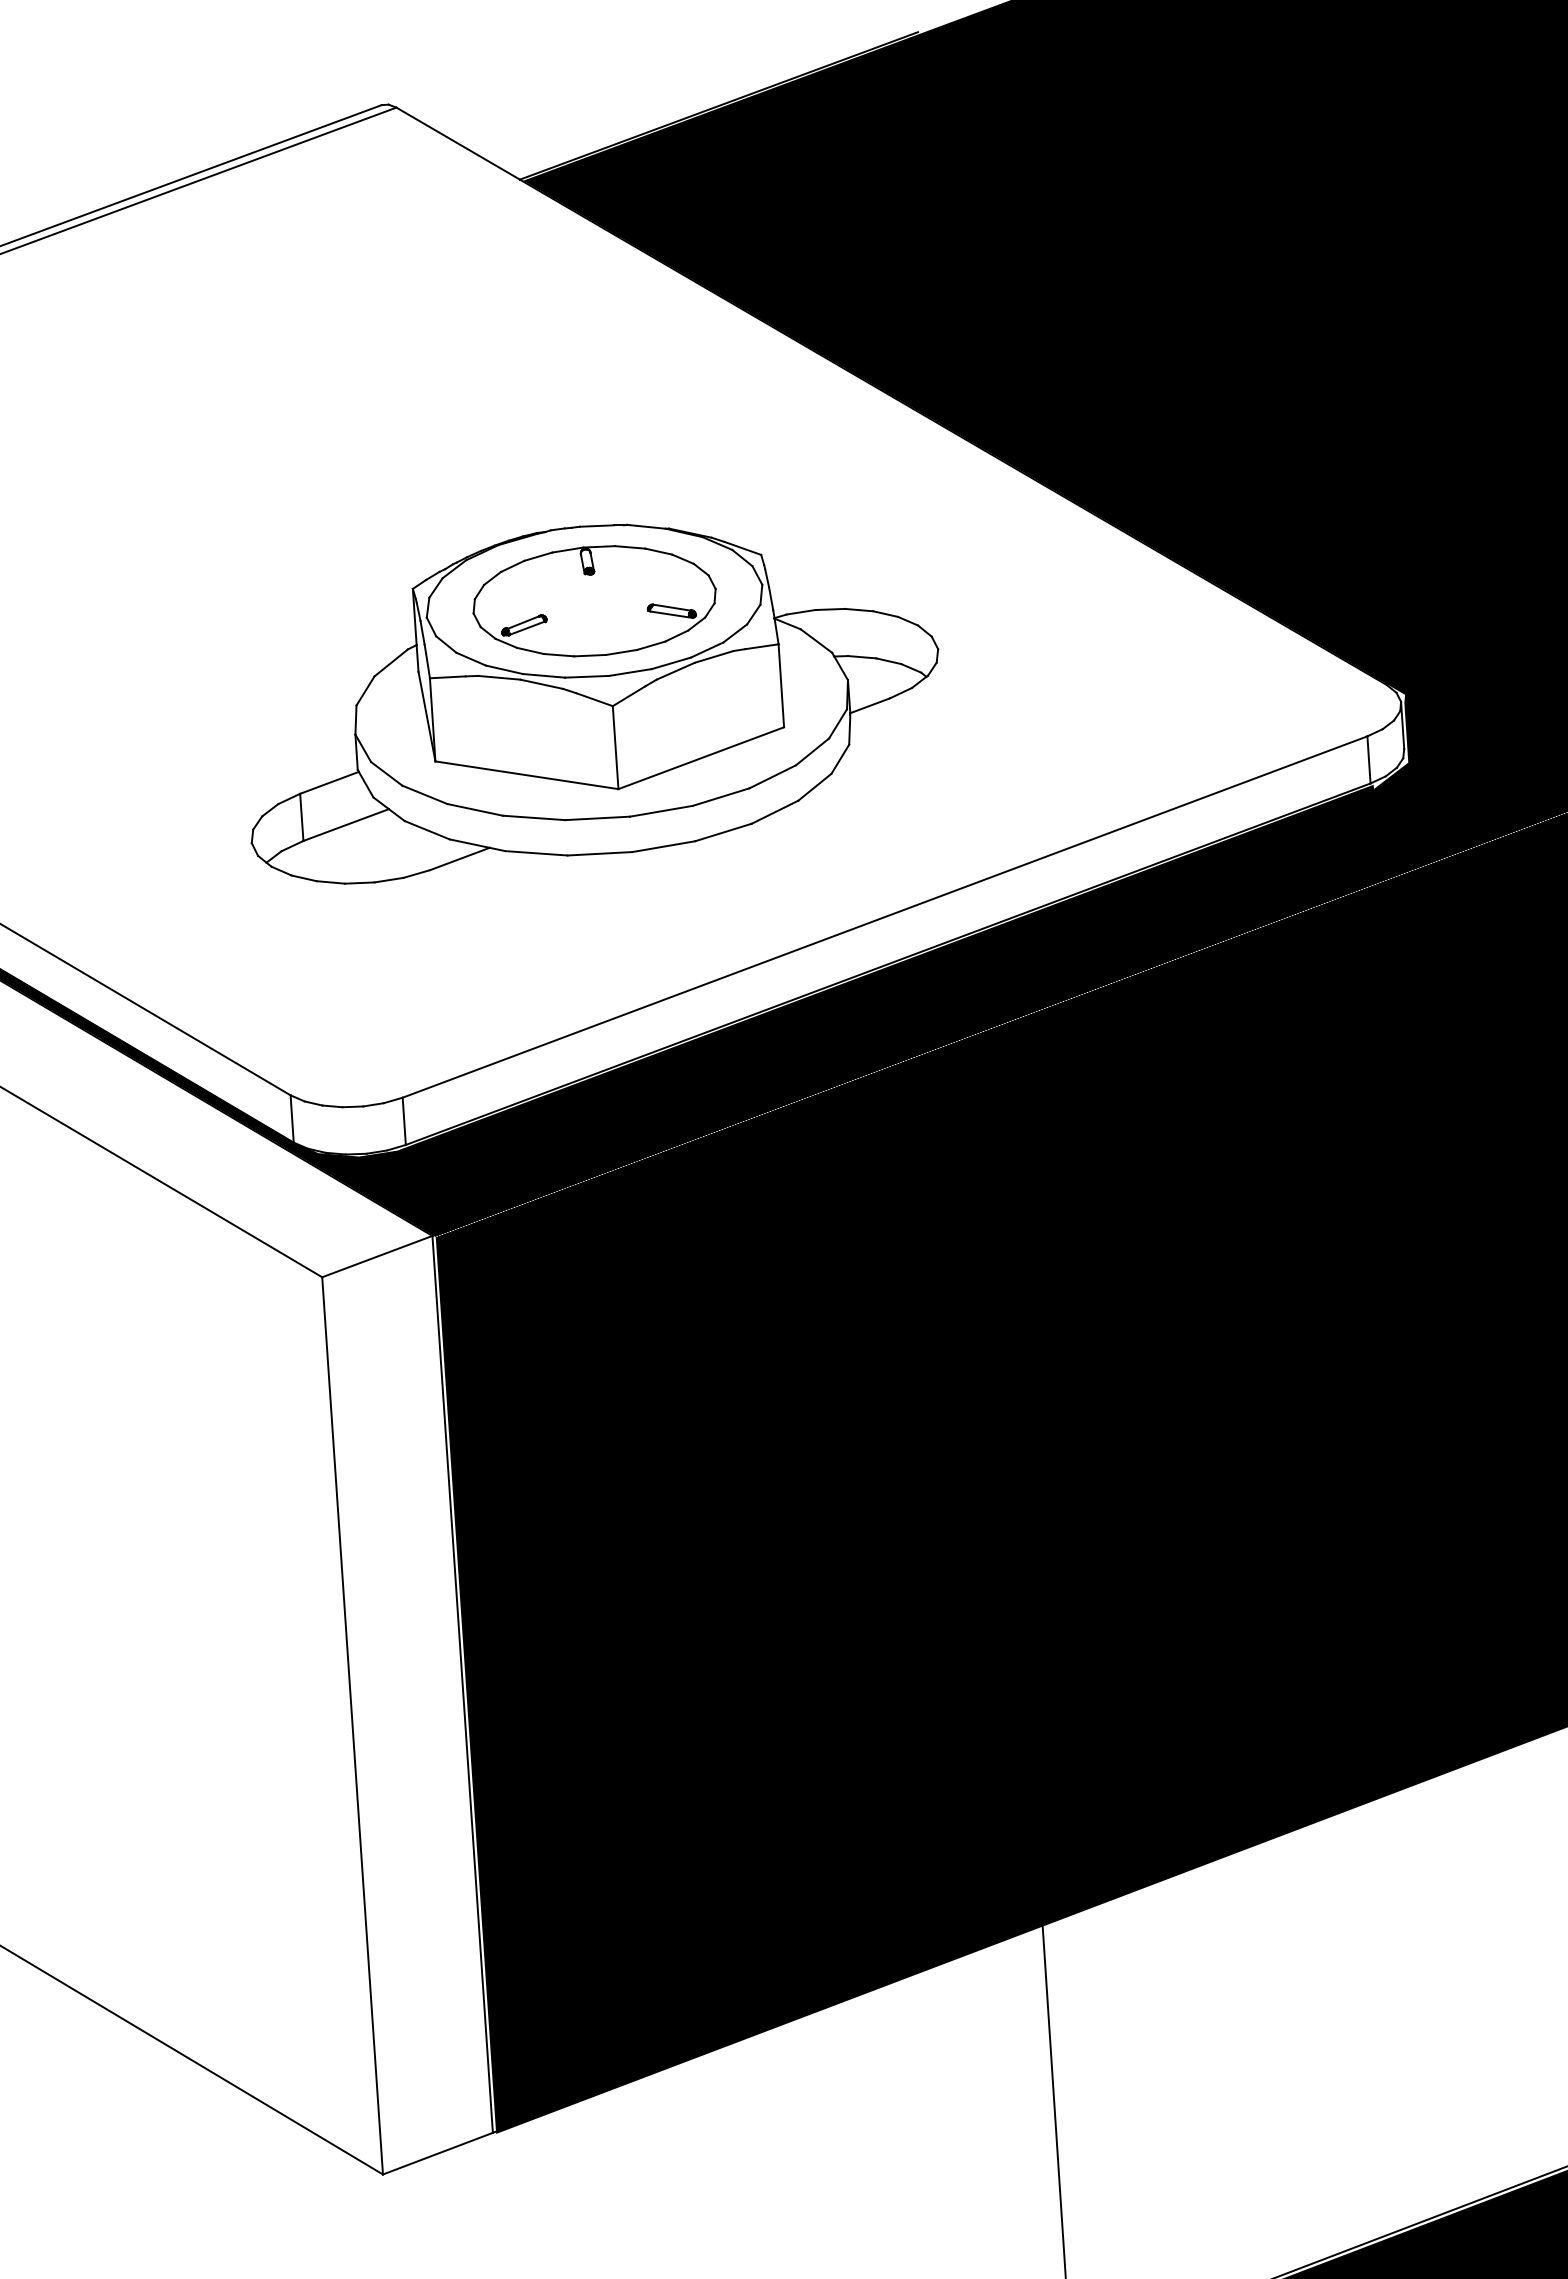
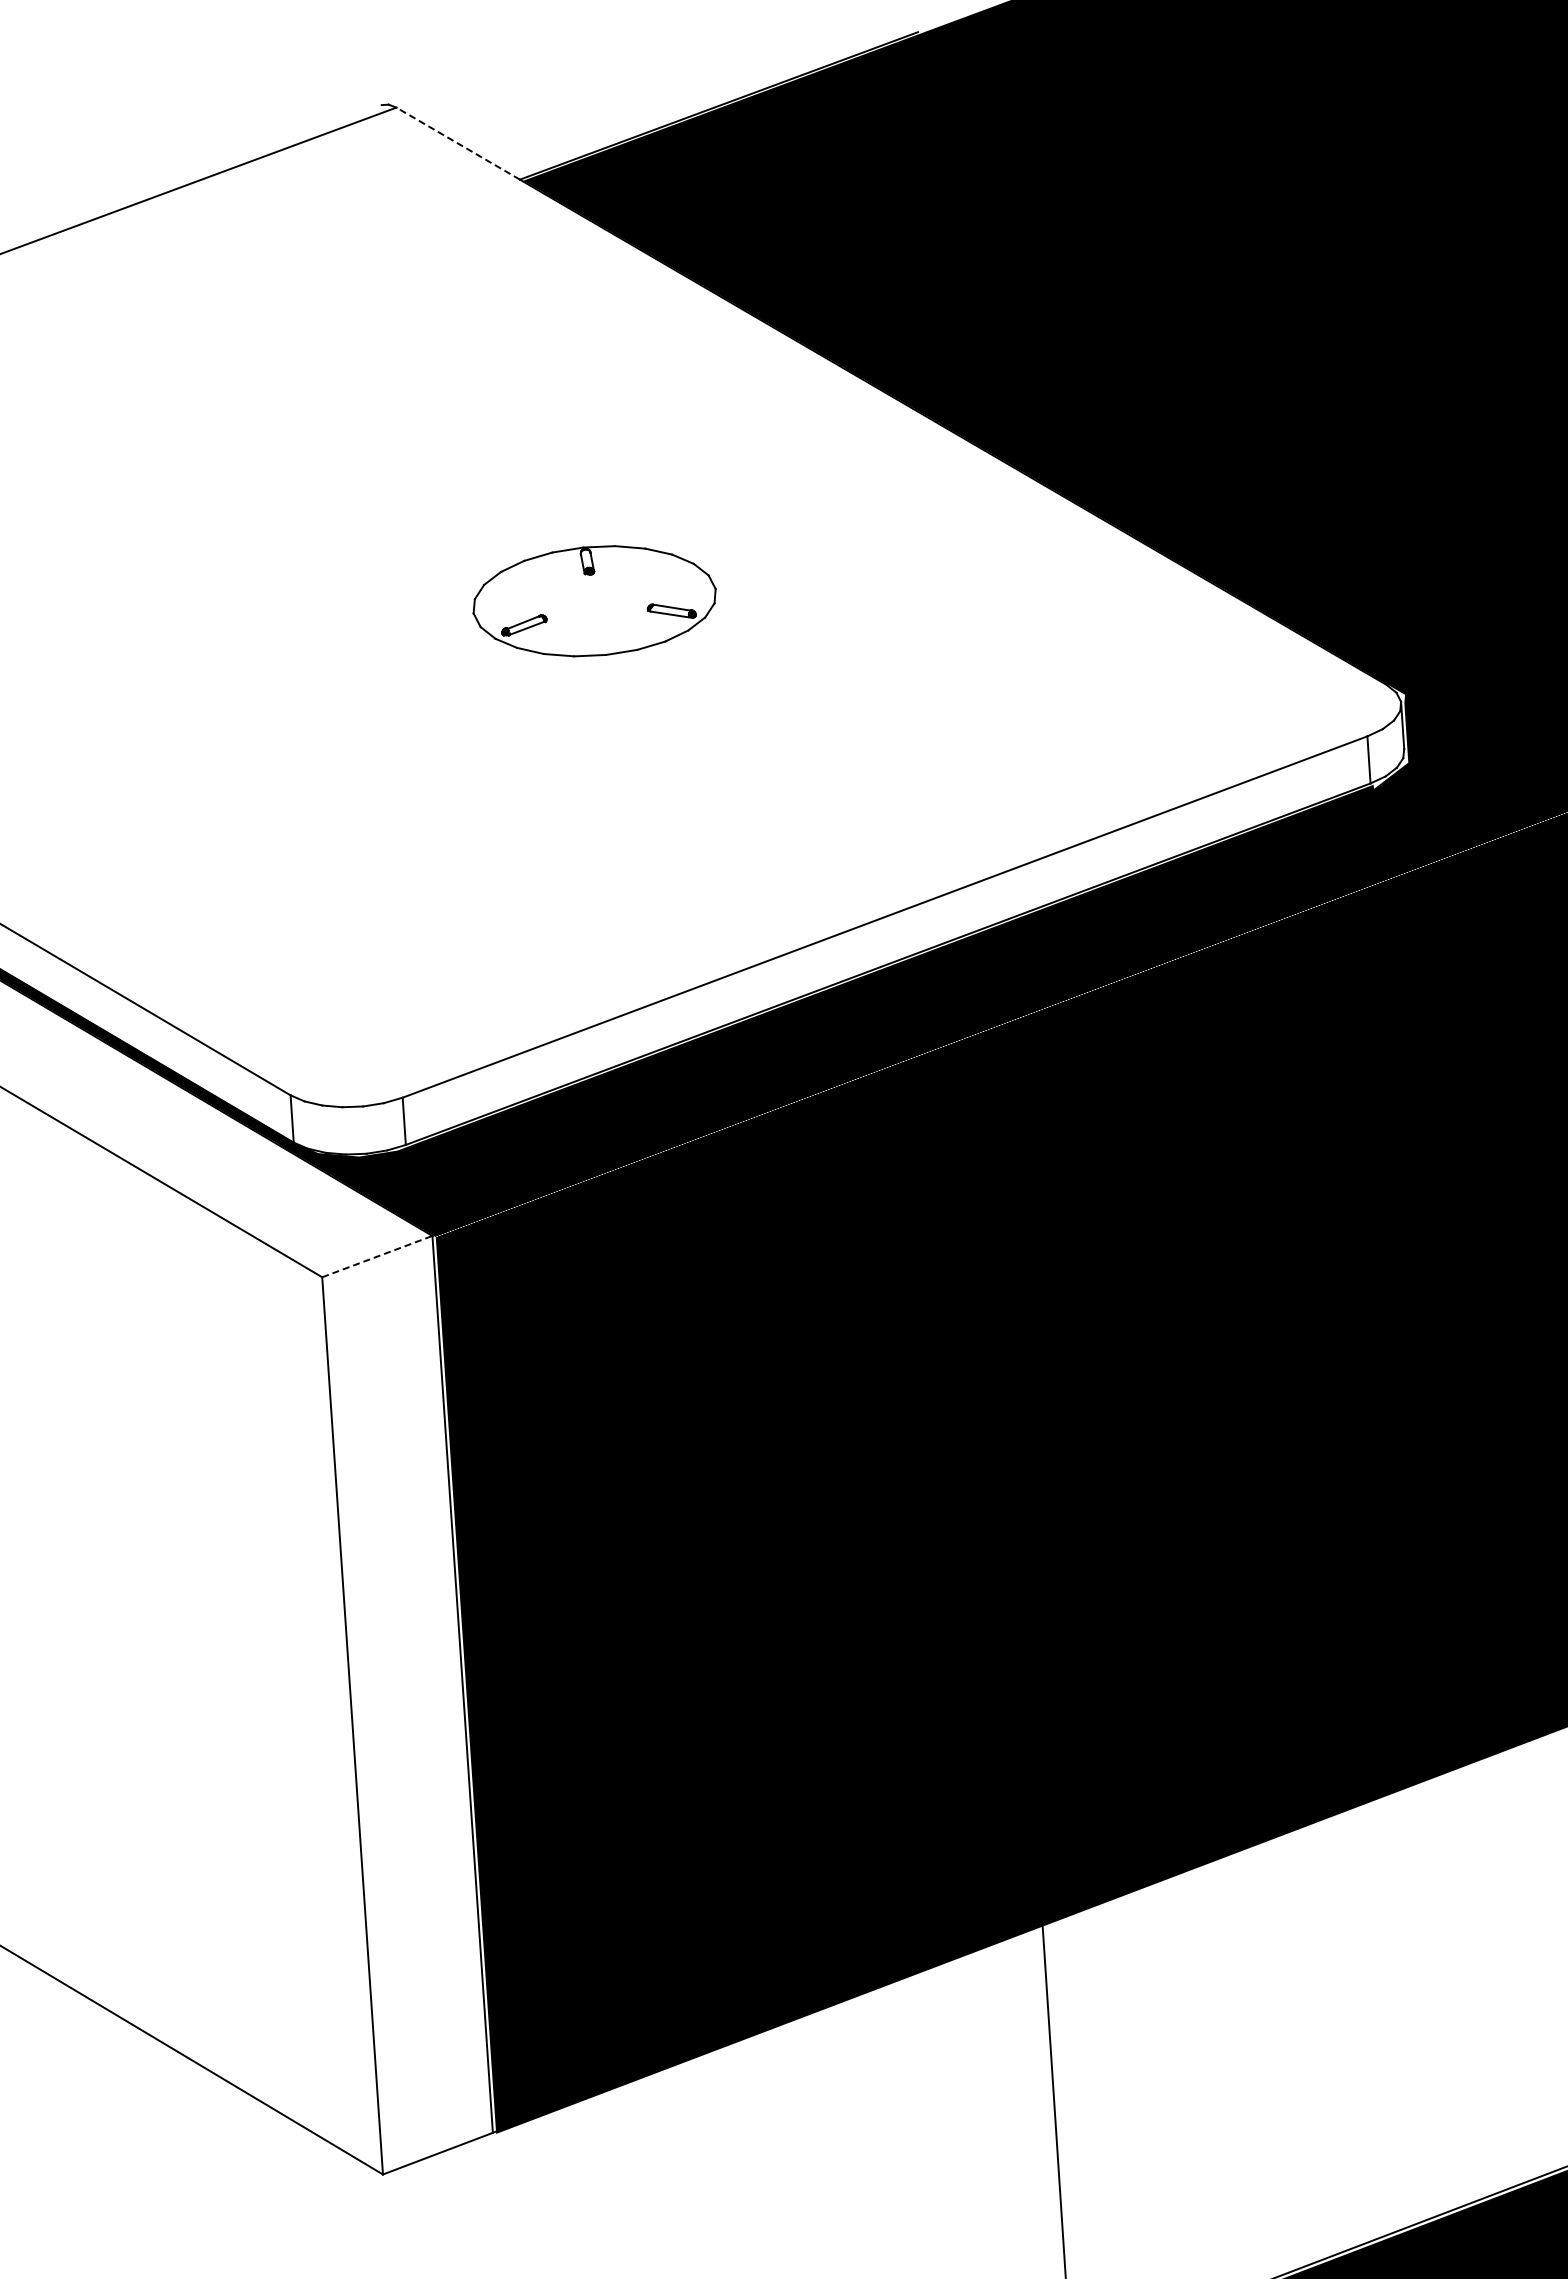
line: solid -> dashed (457, 143)
line: present -> none (191, 175)
part: present -> none (594, 703)
line: solid -> dashed (377, 1256)
